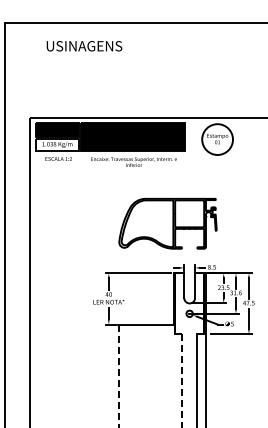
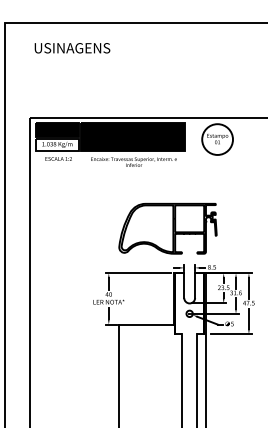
text position: (84, 46) -> (72, 48) (72, 48)
part position: (167, 223) -> (167, 228) (167, 228)
line: dashed -> solid (119, 376)
line: dashed -> solid (181, 380)
